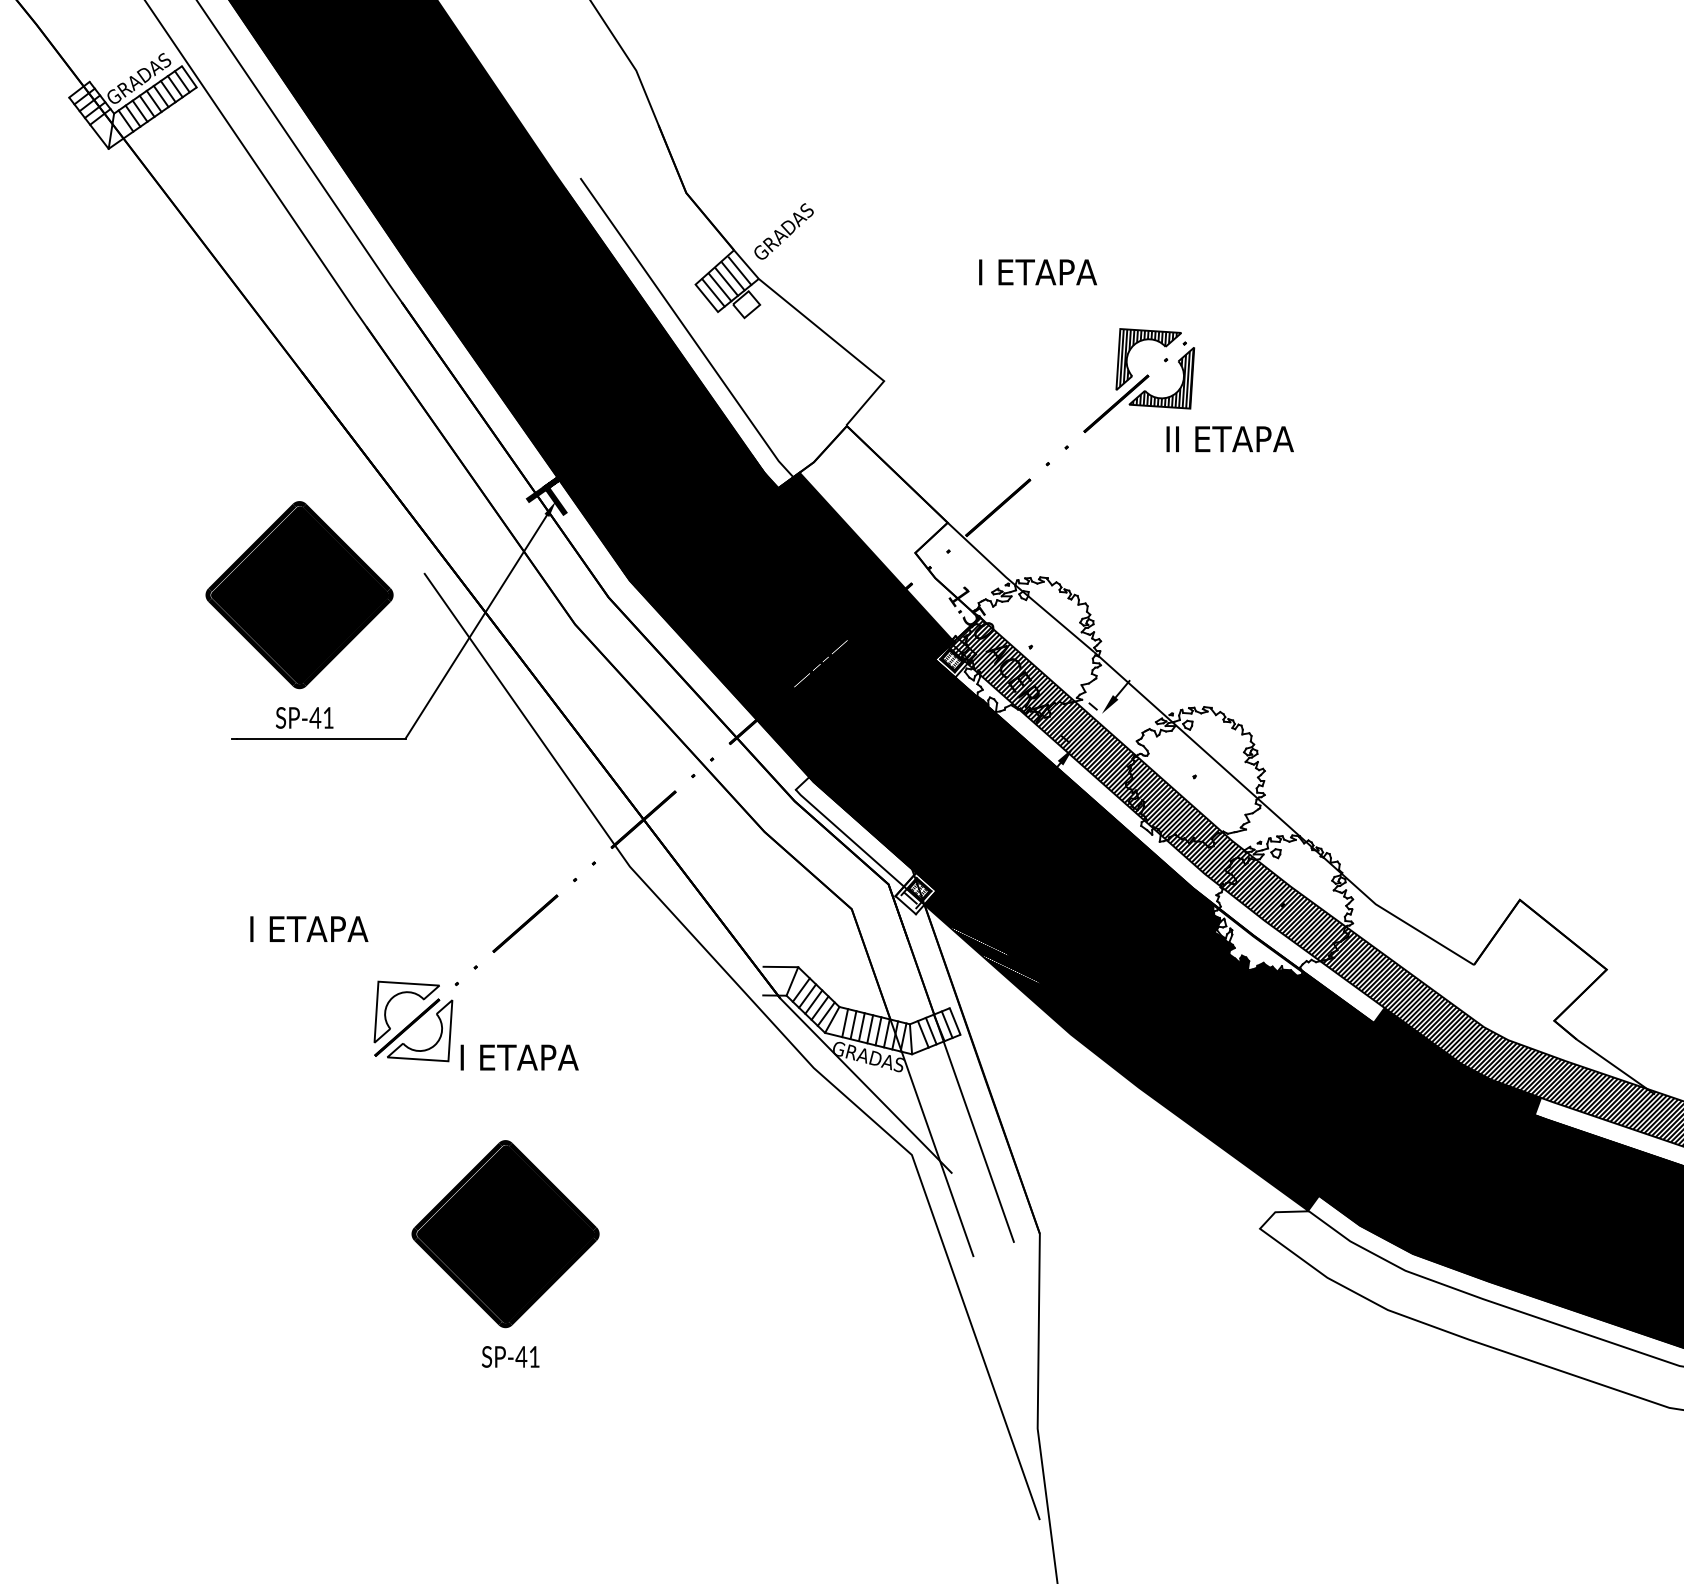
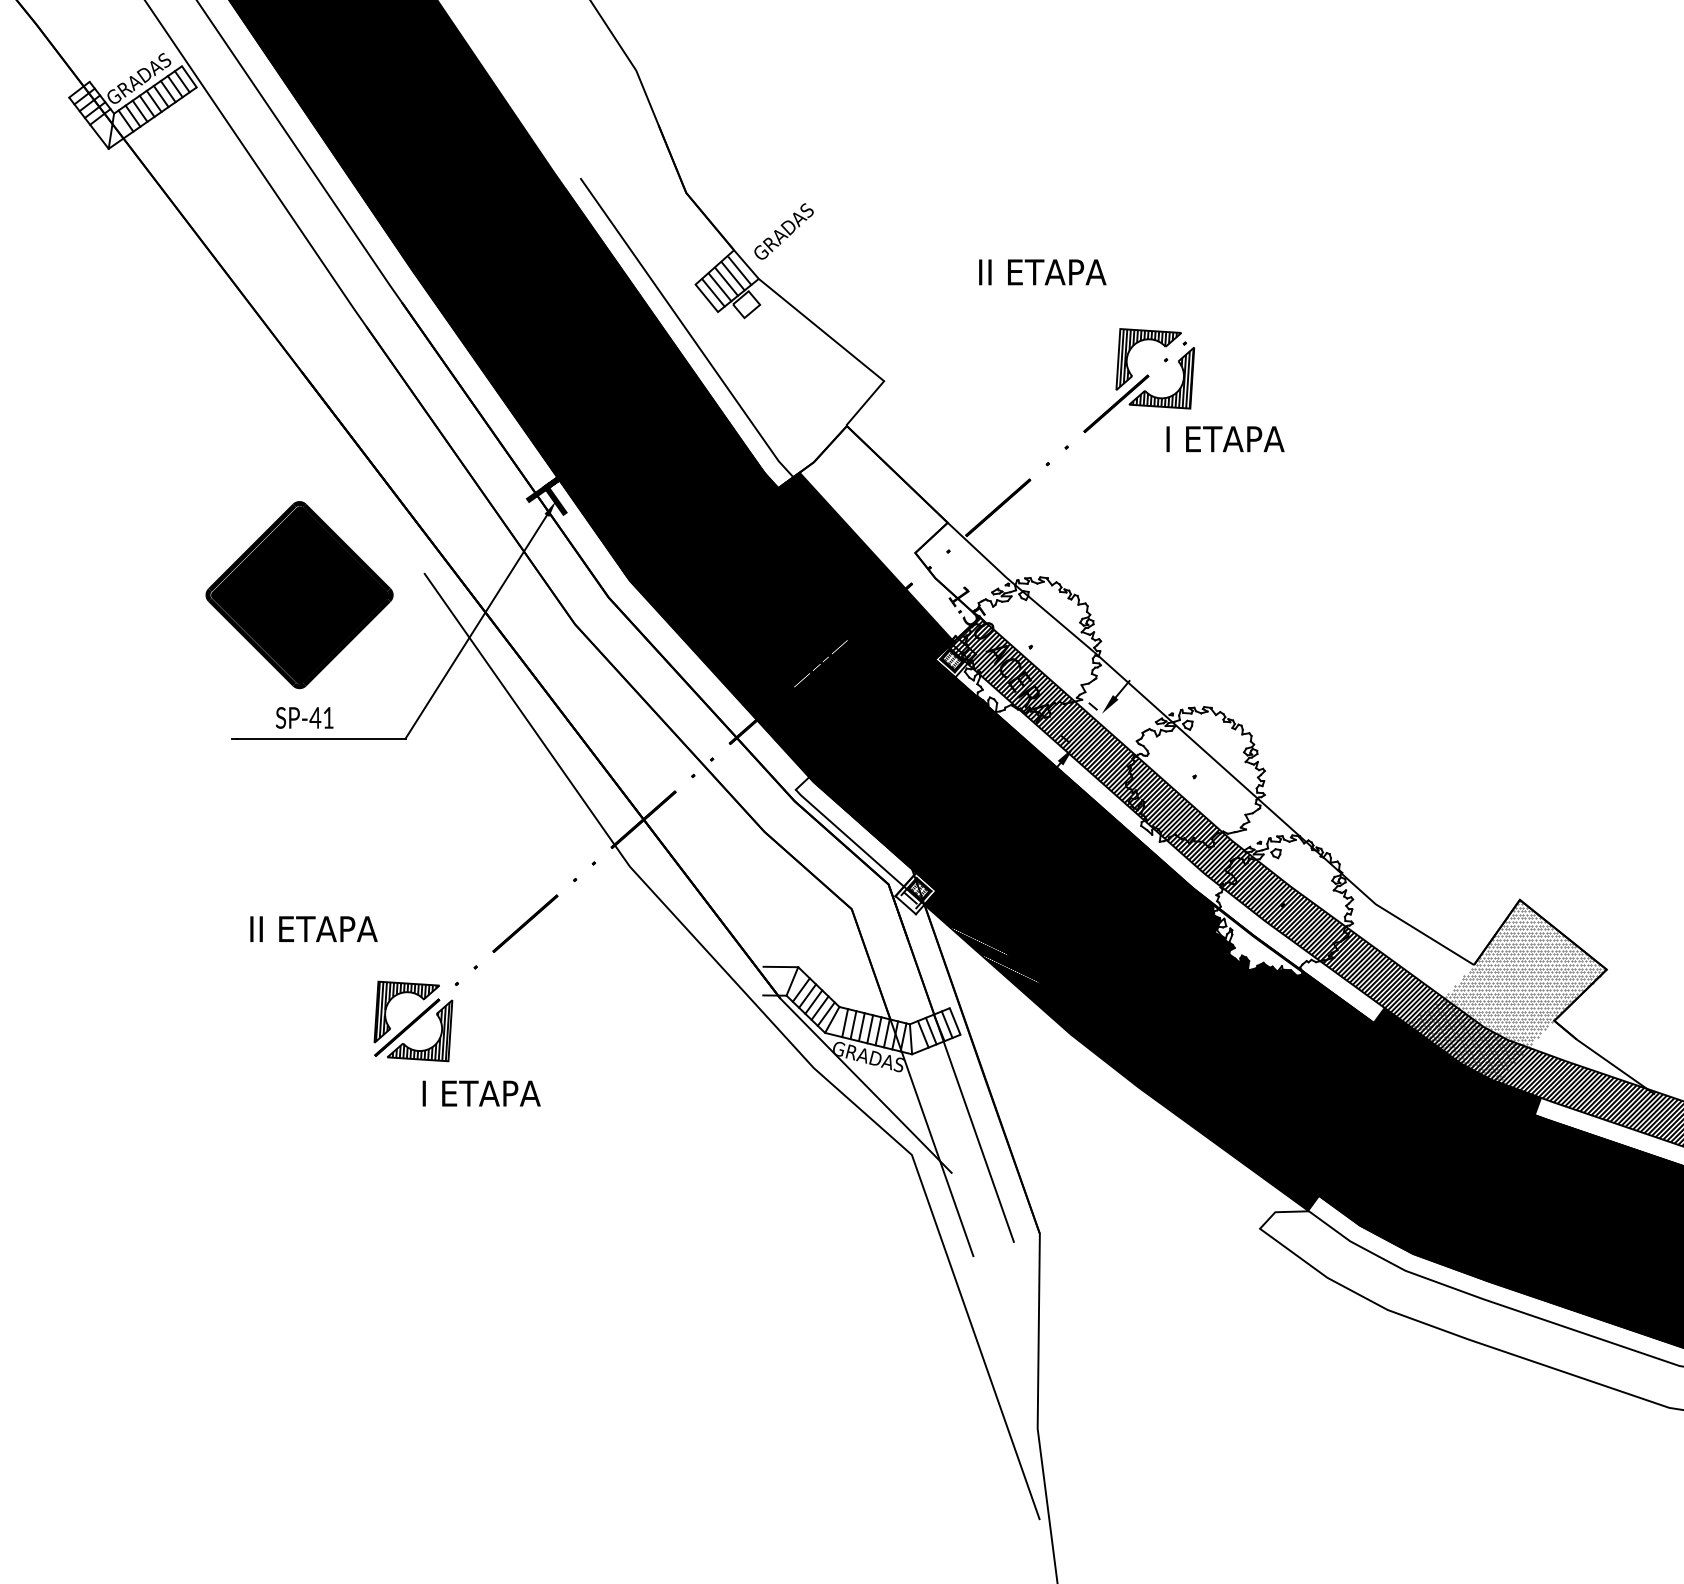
text: I ETAPA -> II ETAPA (1047, 272)
text: II ETAPA -> I ETAPA (1234, 439)
text: I ETAPA -> II ETAPA (318, 928)
hatch: none -> present (1497, 1000)
hatch: none -> present (406, 1011)
hatch: none -> present (419, 1031)
text position: (519, 1057) -> (481, 1093) (481, 1093)
part: present -> none (505, 1253)
